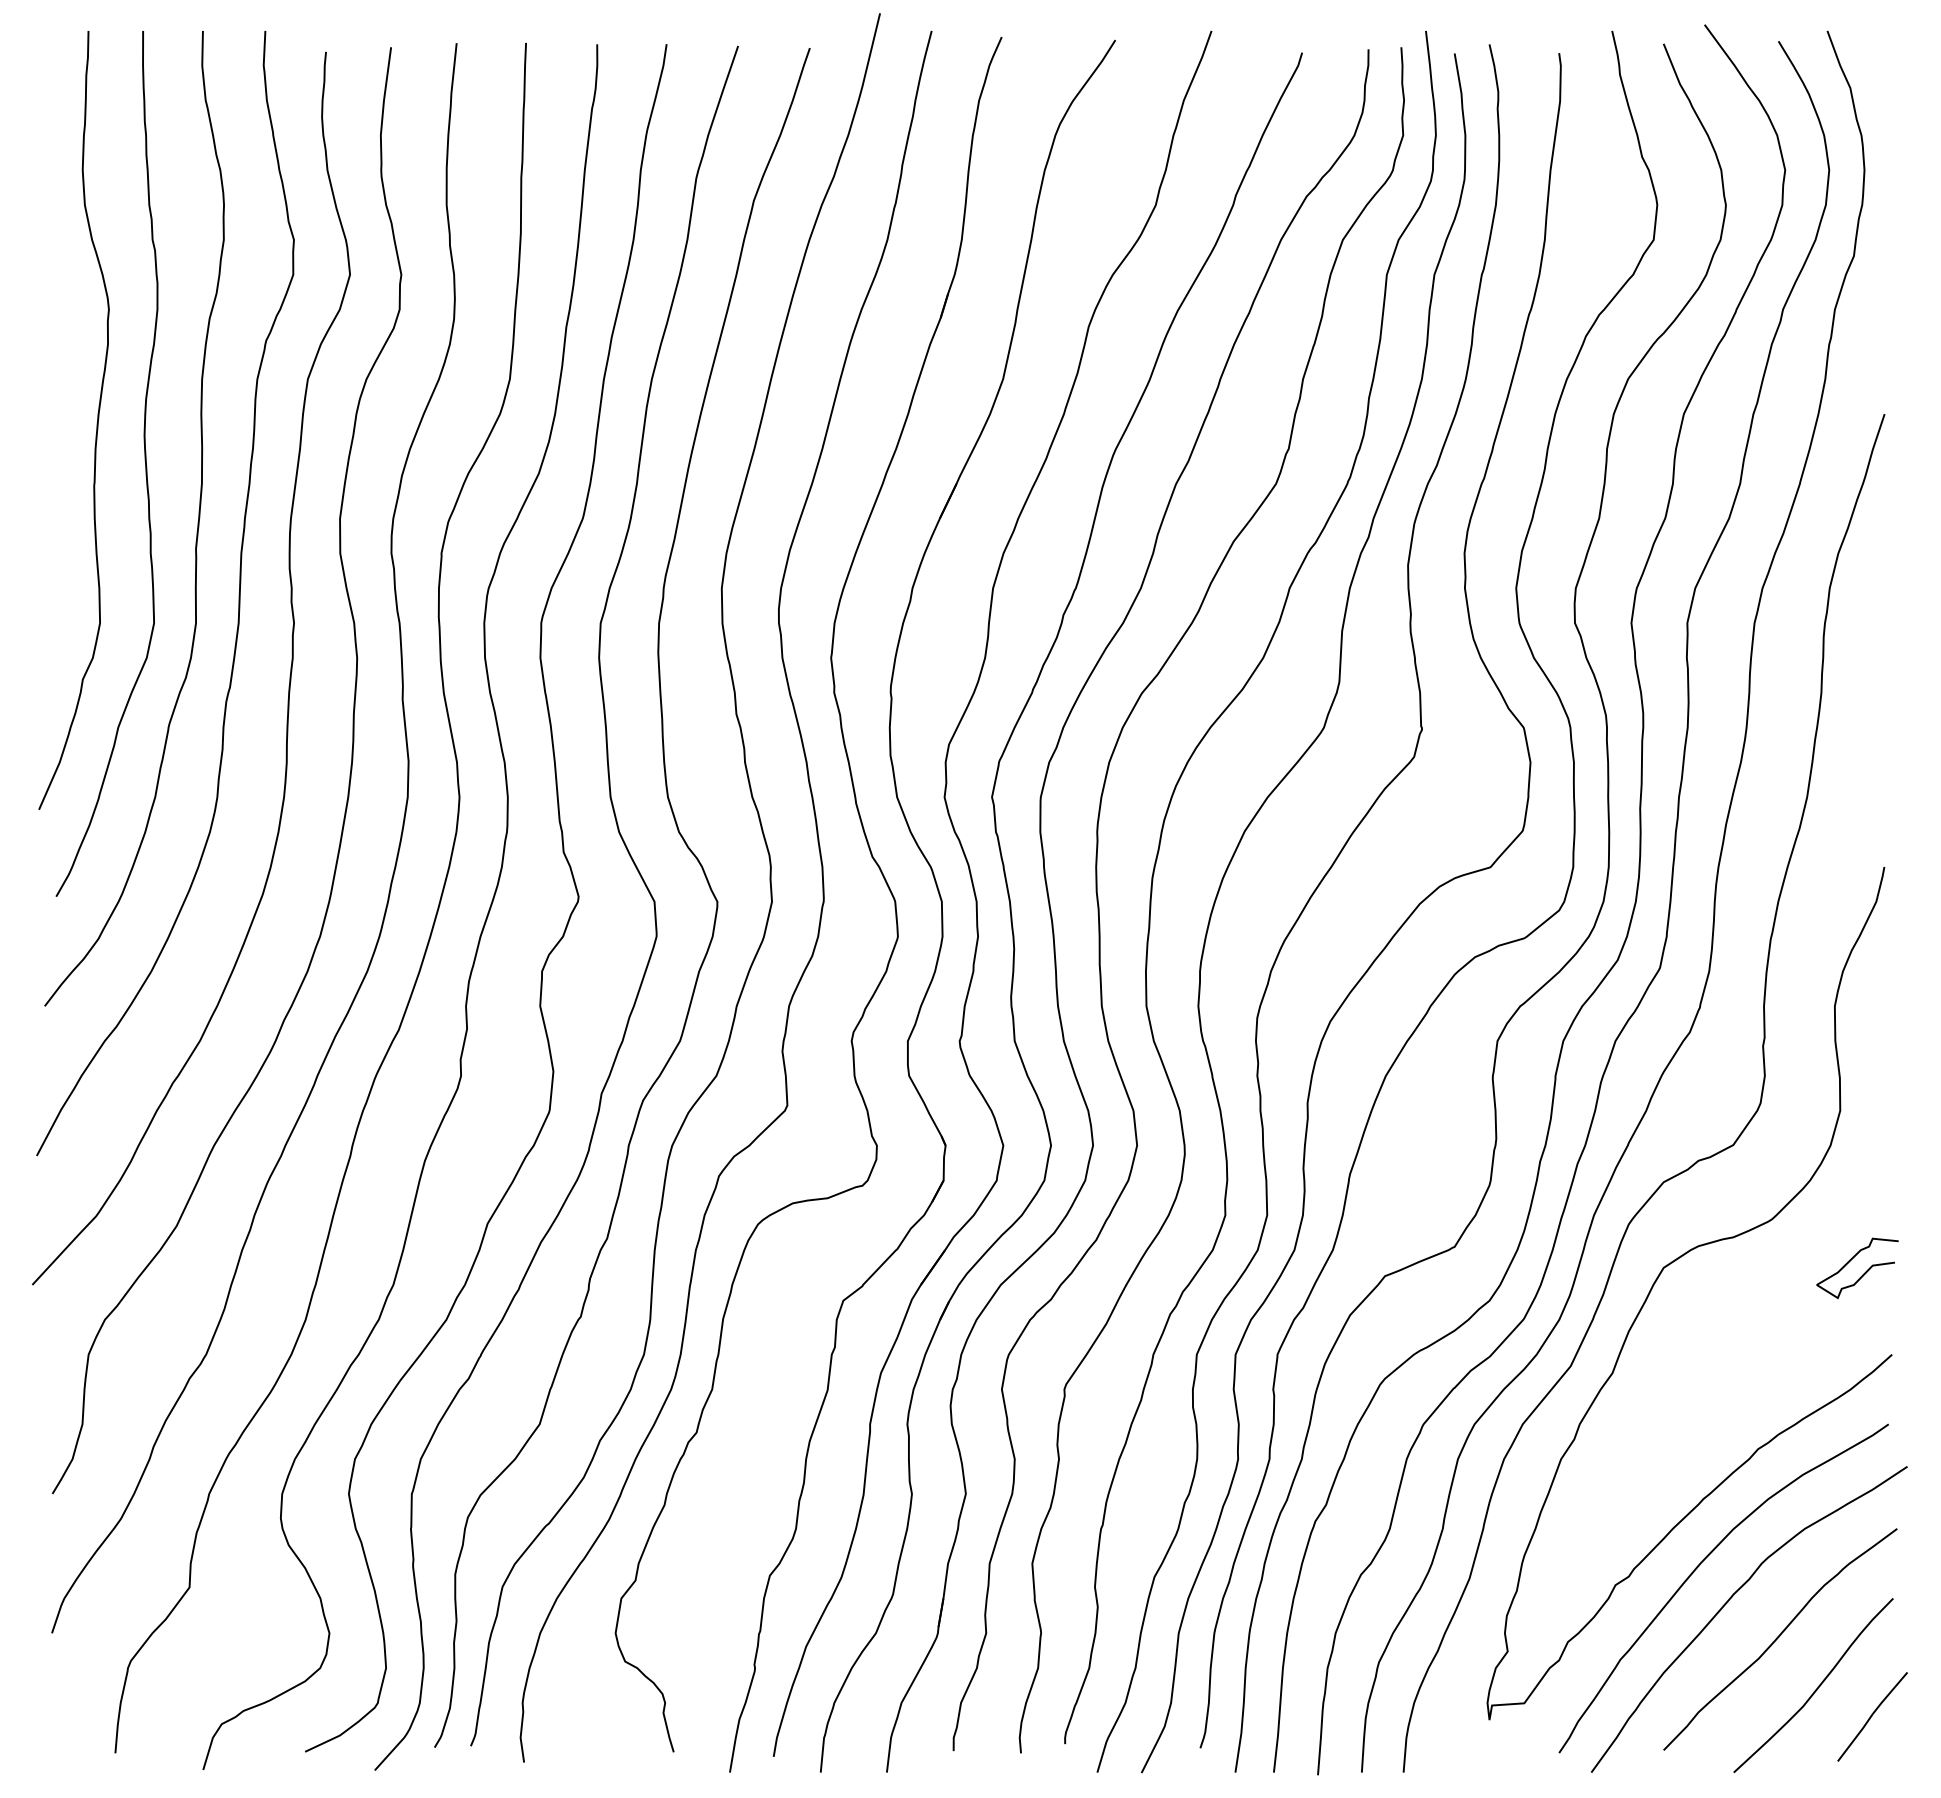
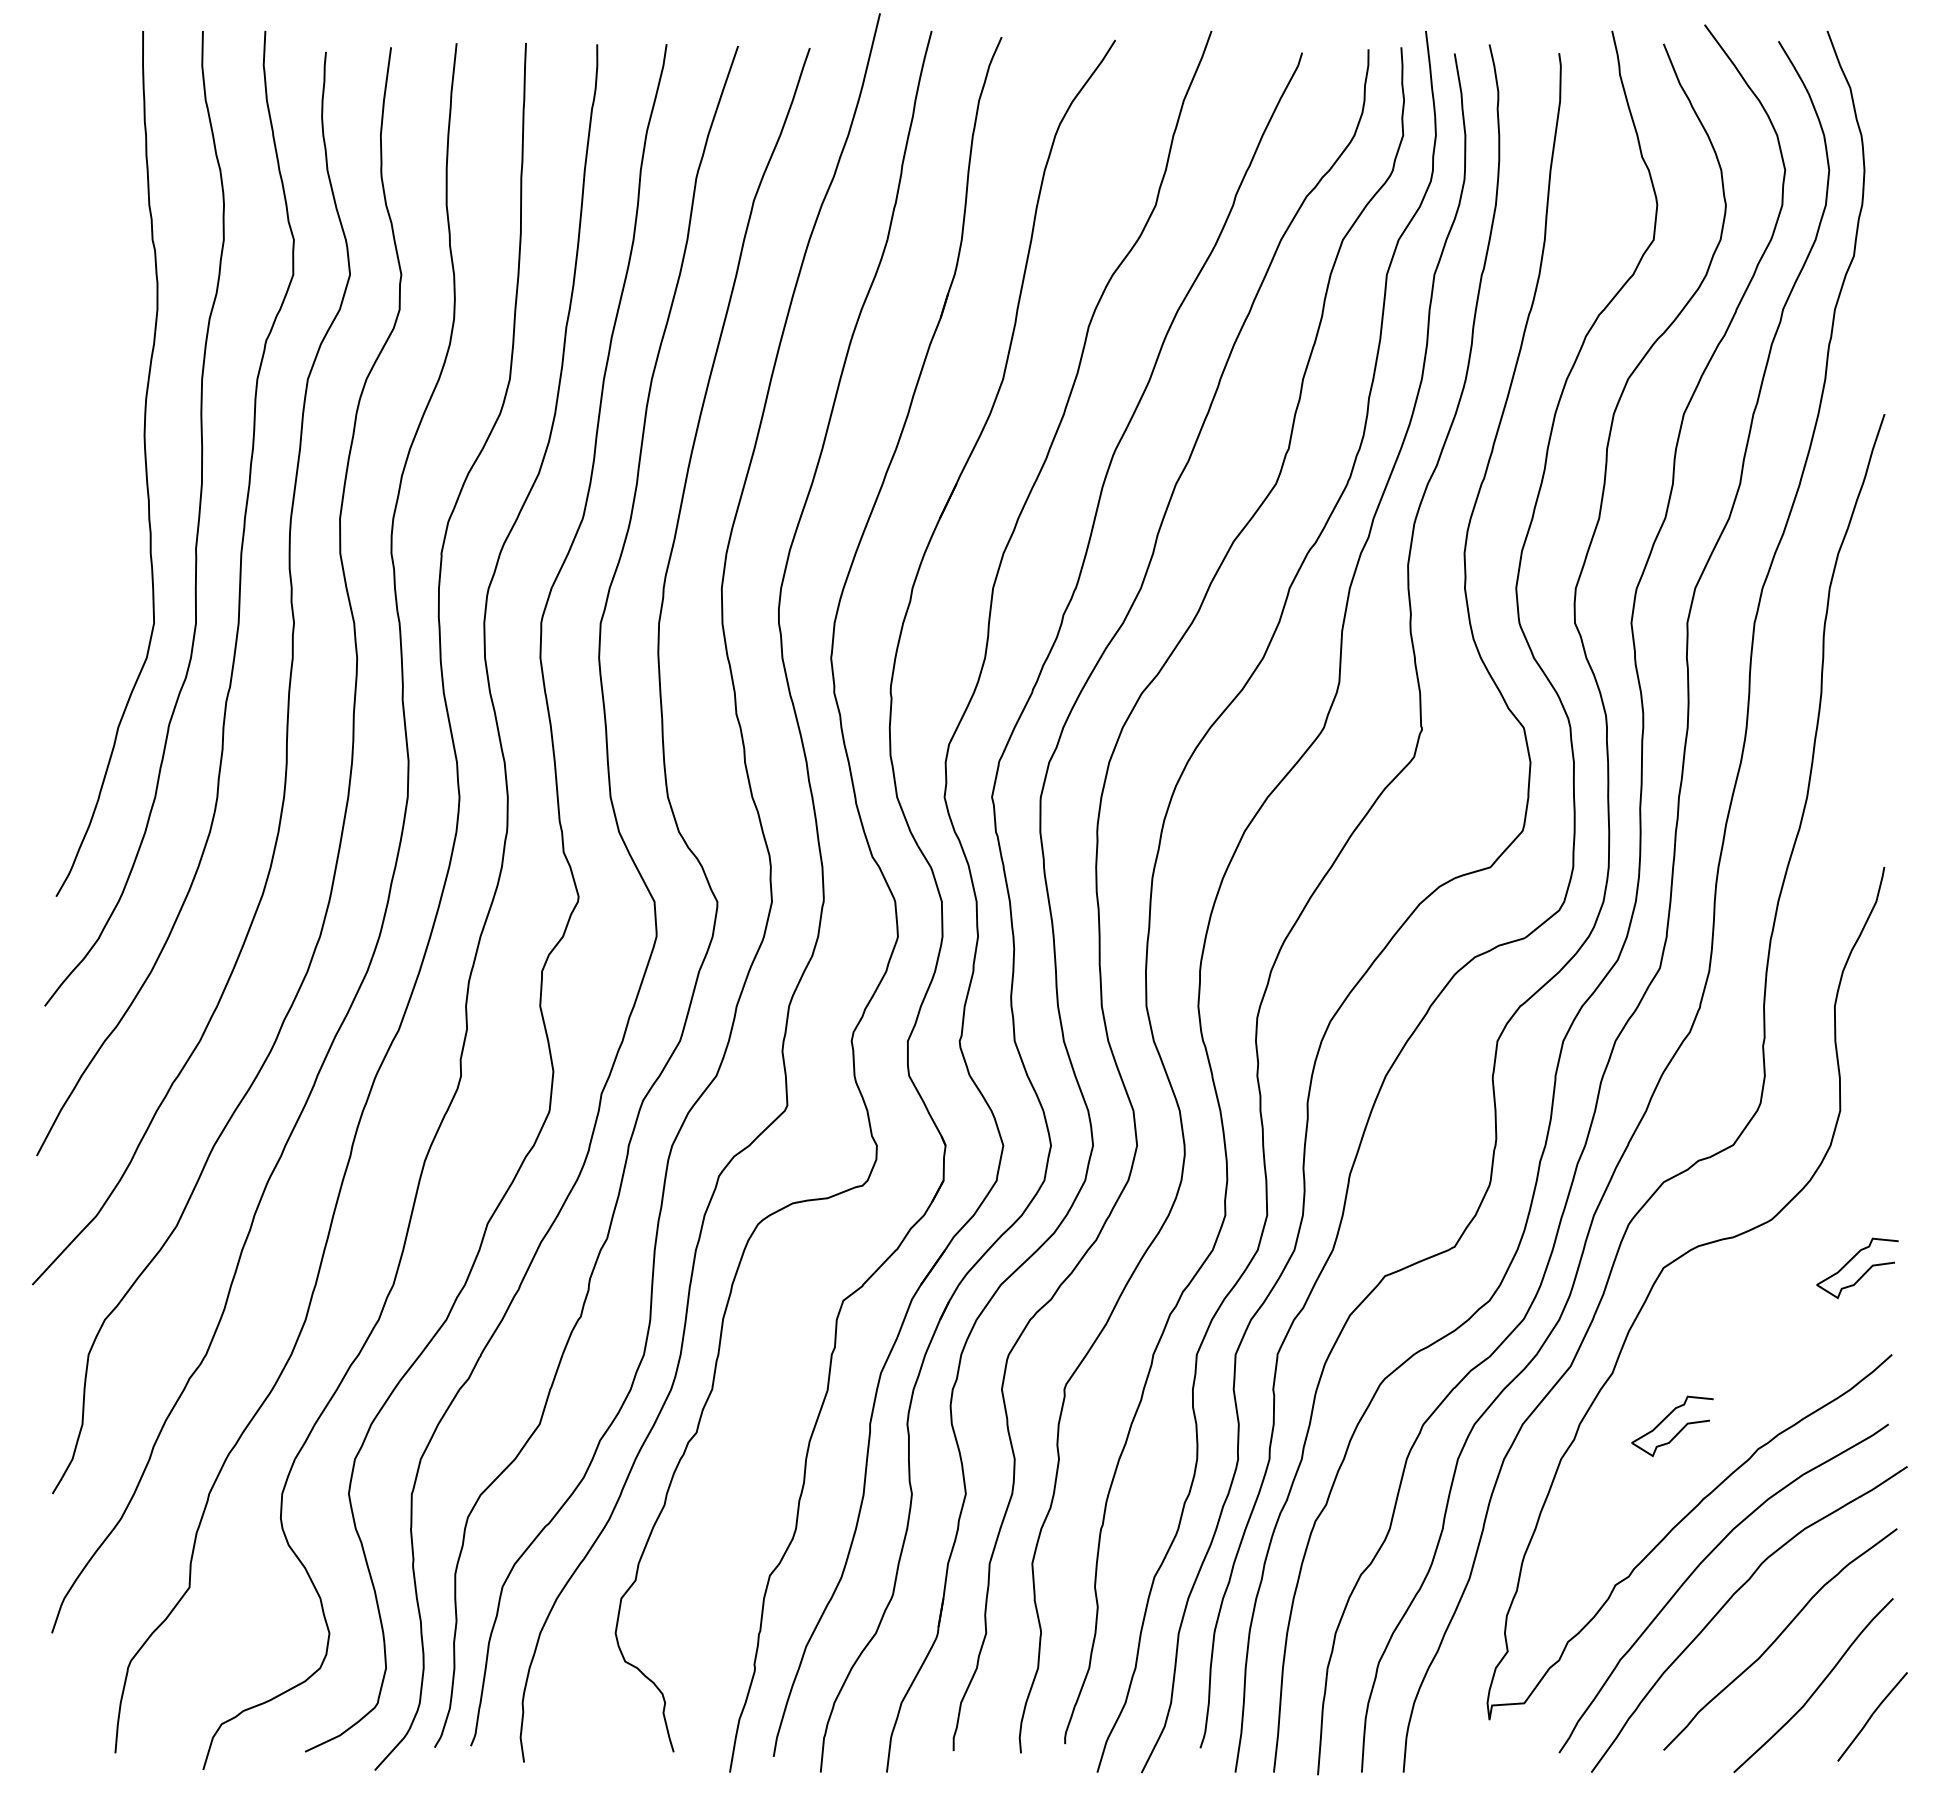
curve: present -> none (96, 423)
curve: none -> present (1678, 1431)
